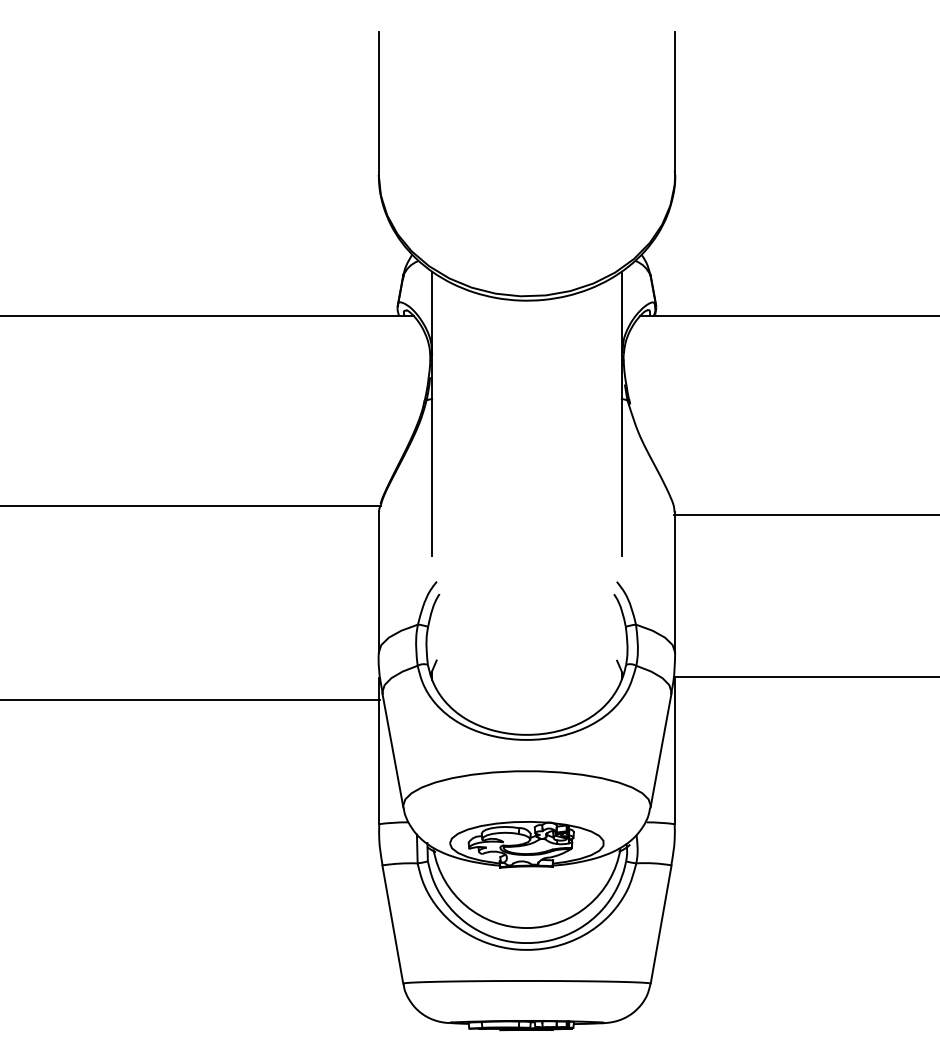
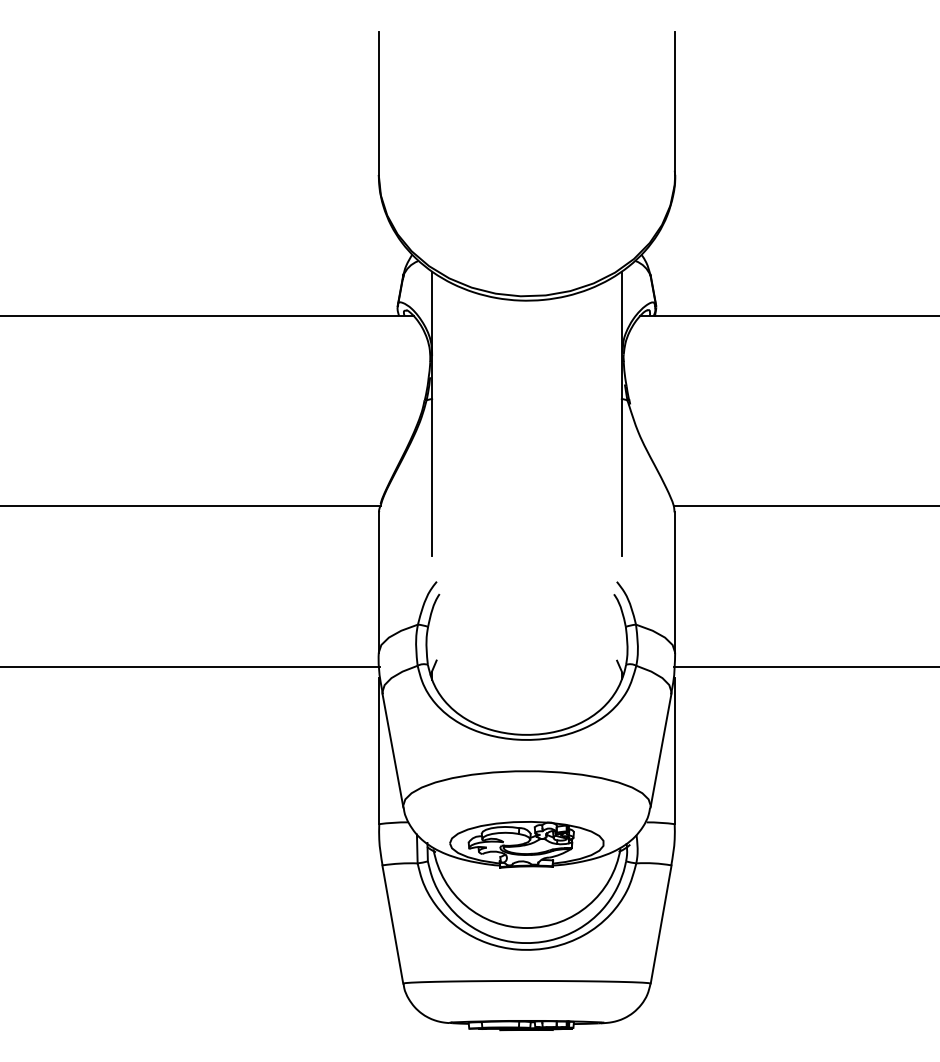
line position: (804, 514) -> (804, 505) (804, 505)
line position: (805, 677) -> (805, 667) (805, 667)
line position: (190, 700) -> (190, 667) (190, 667)
